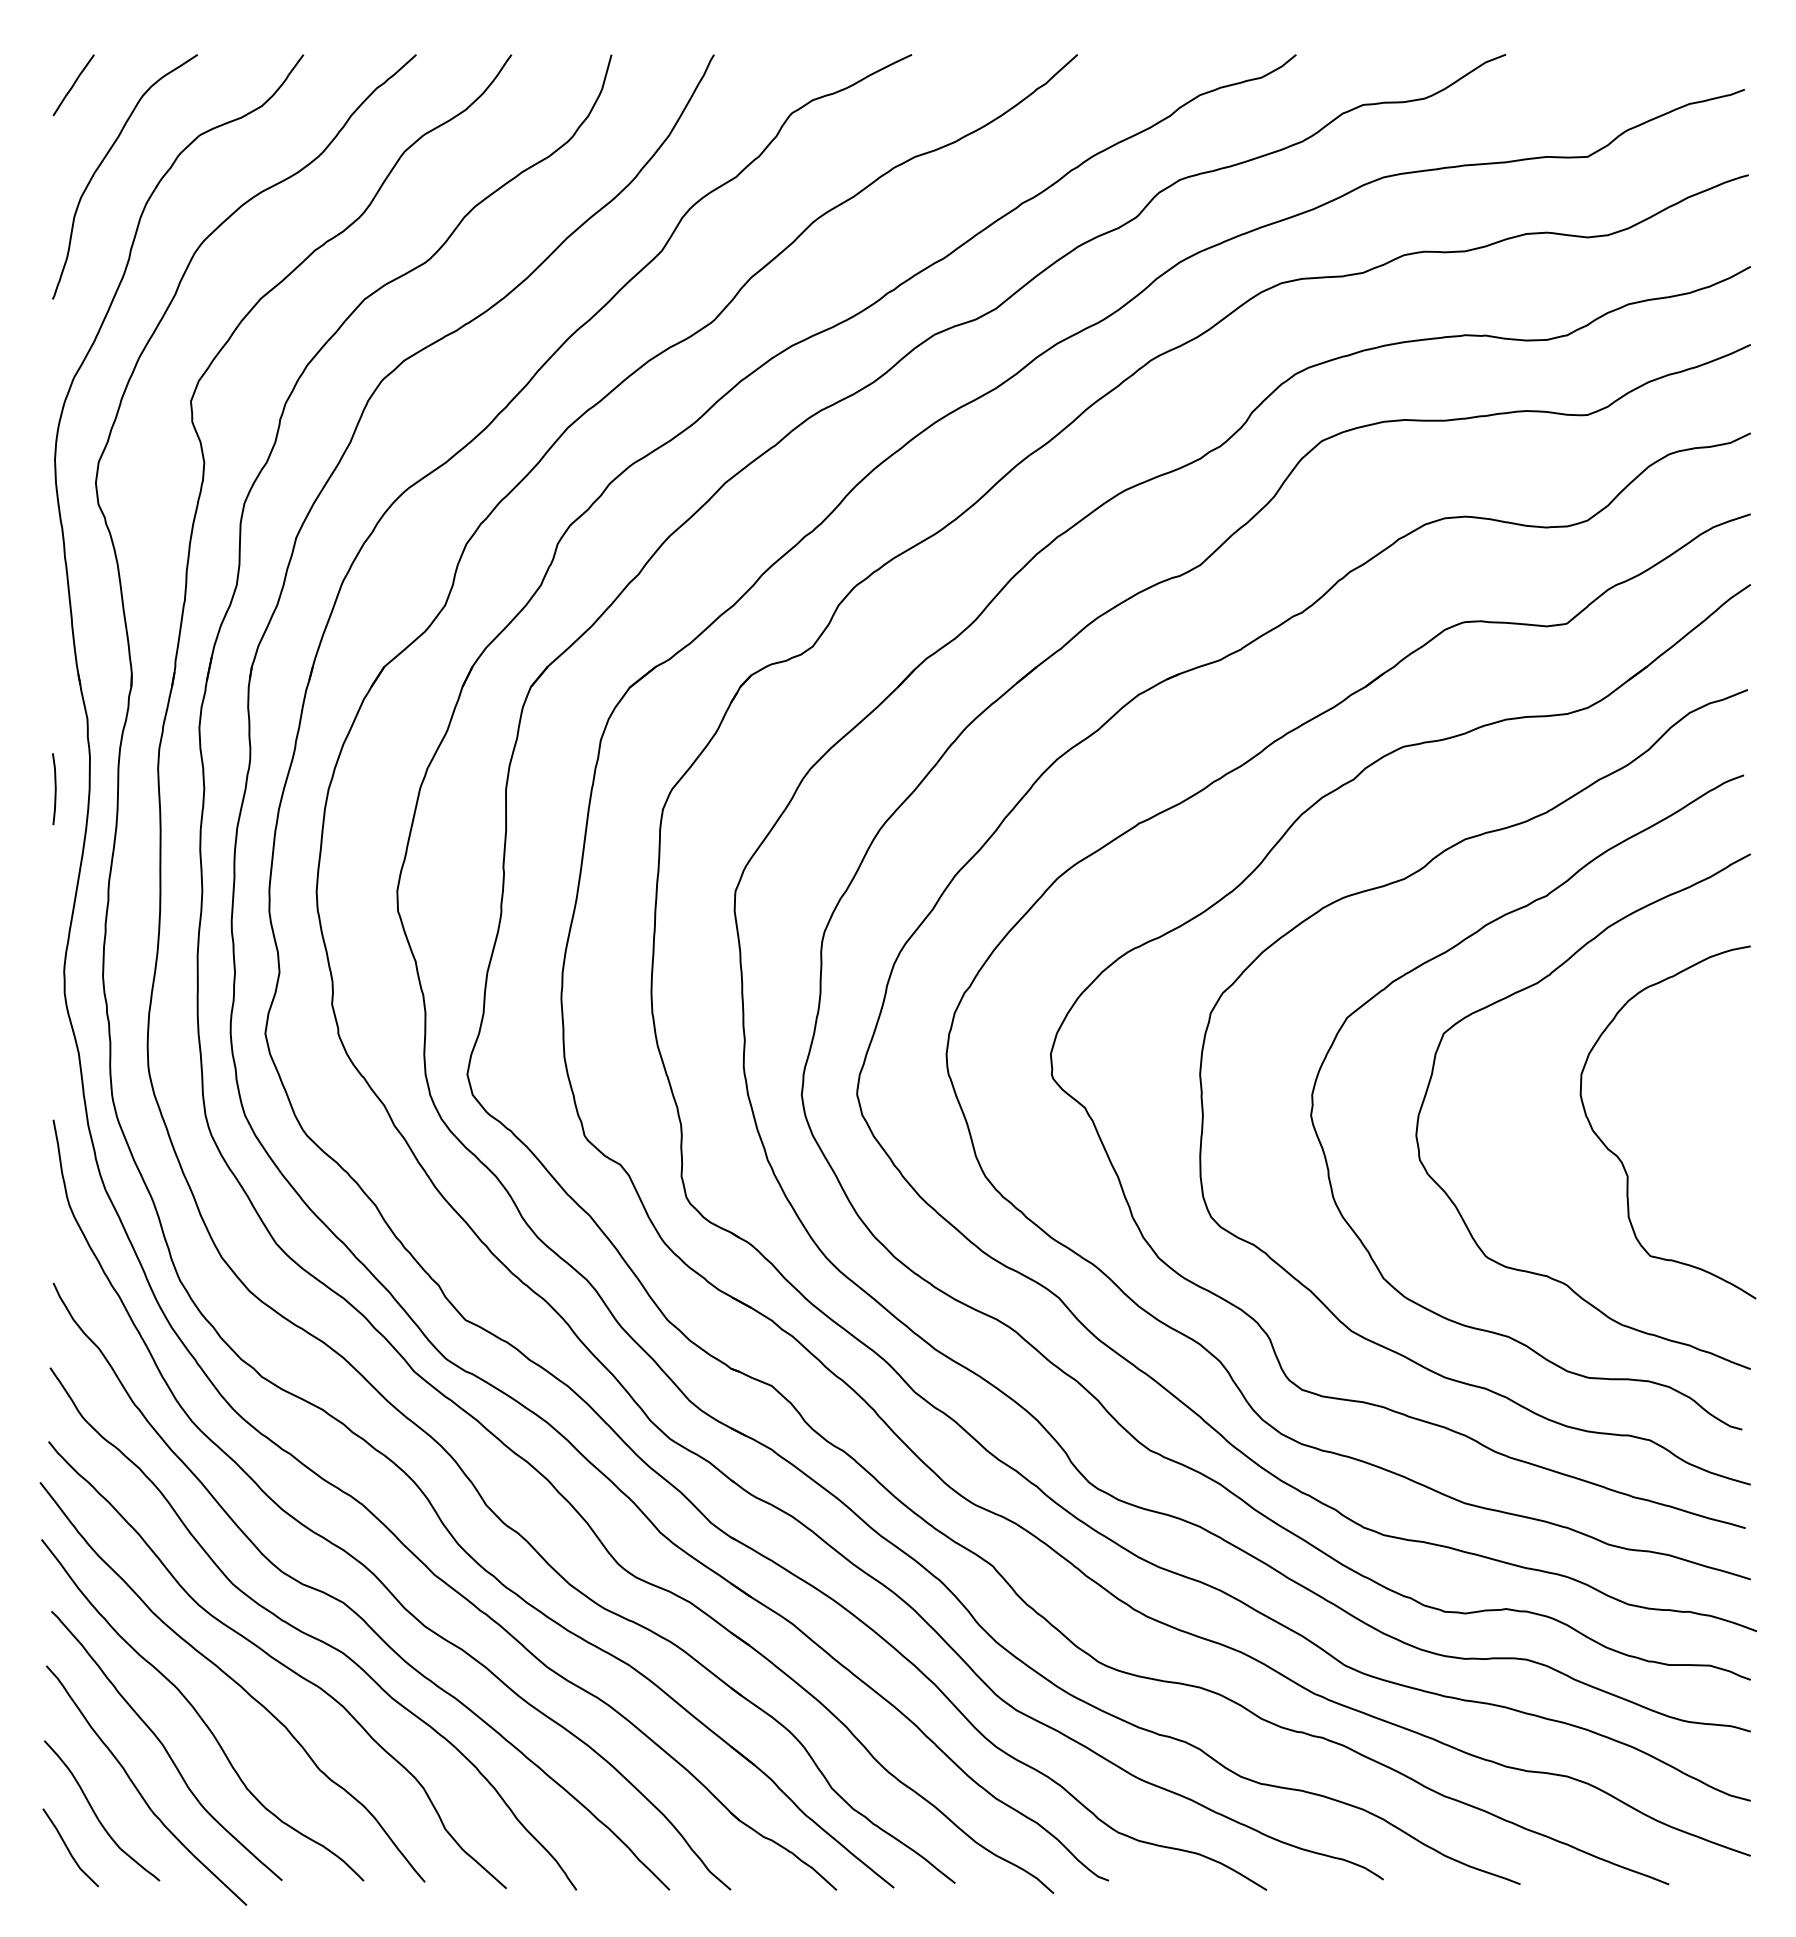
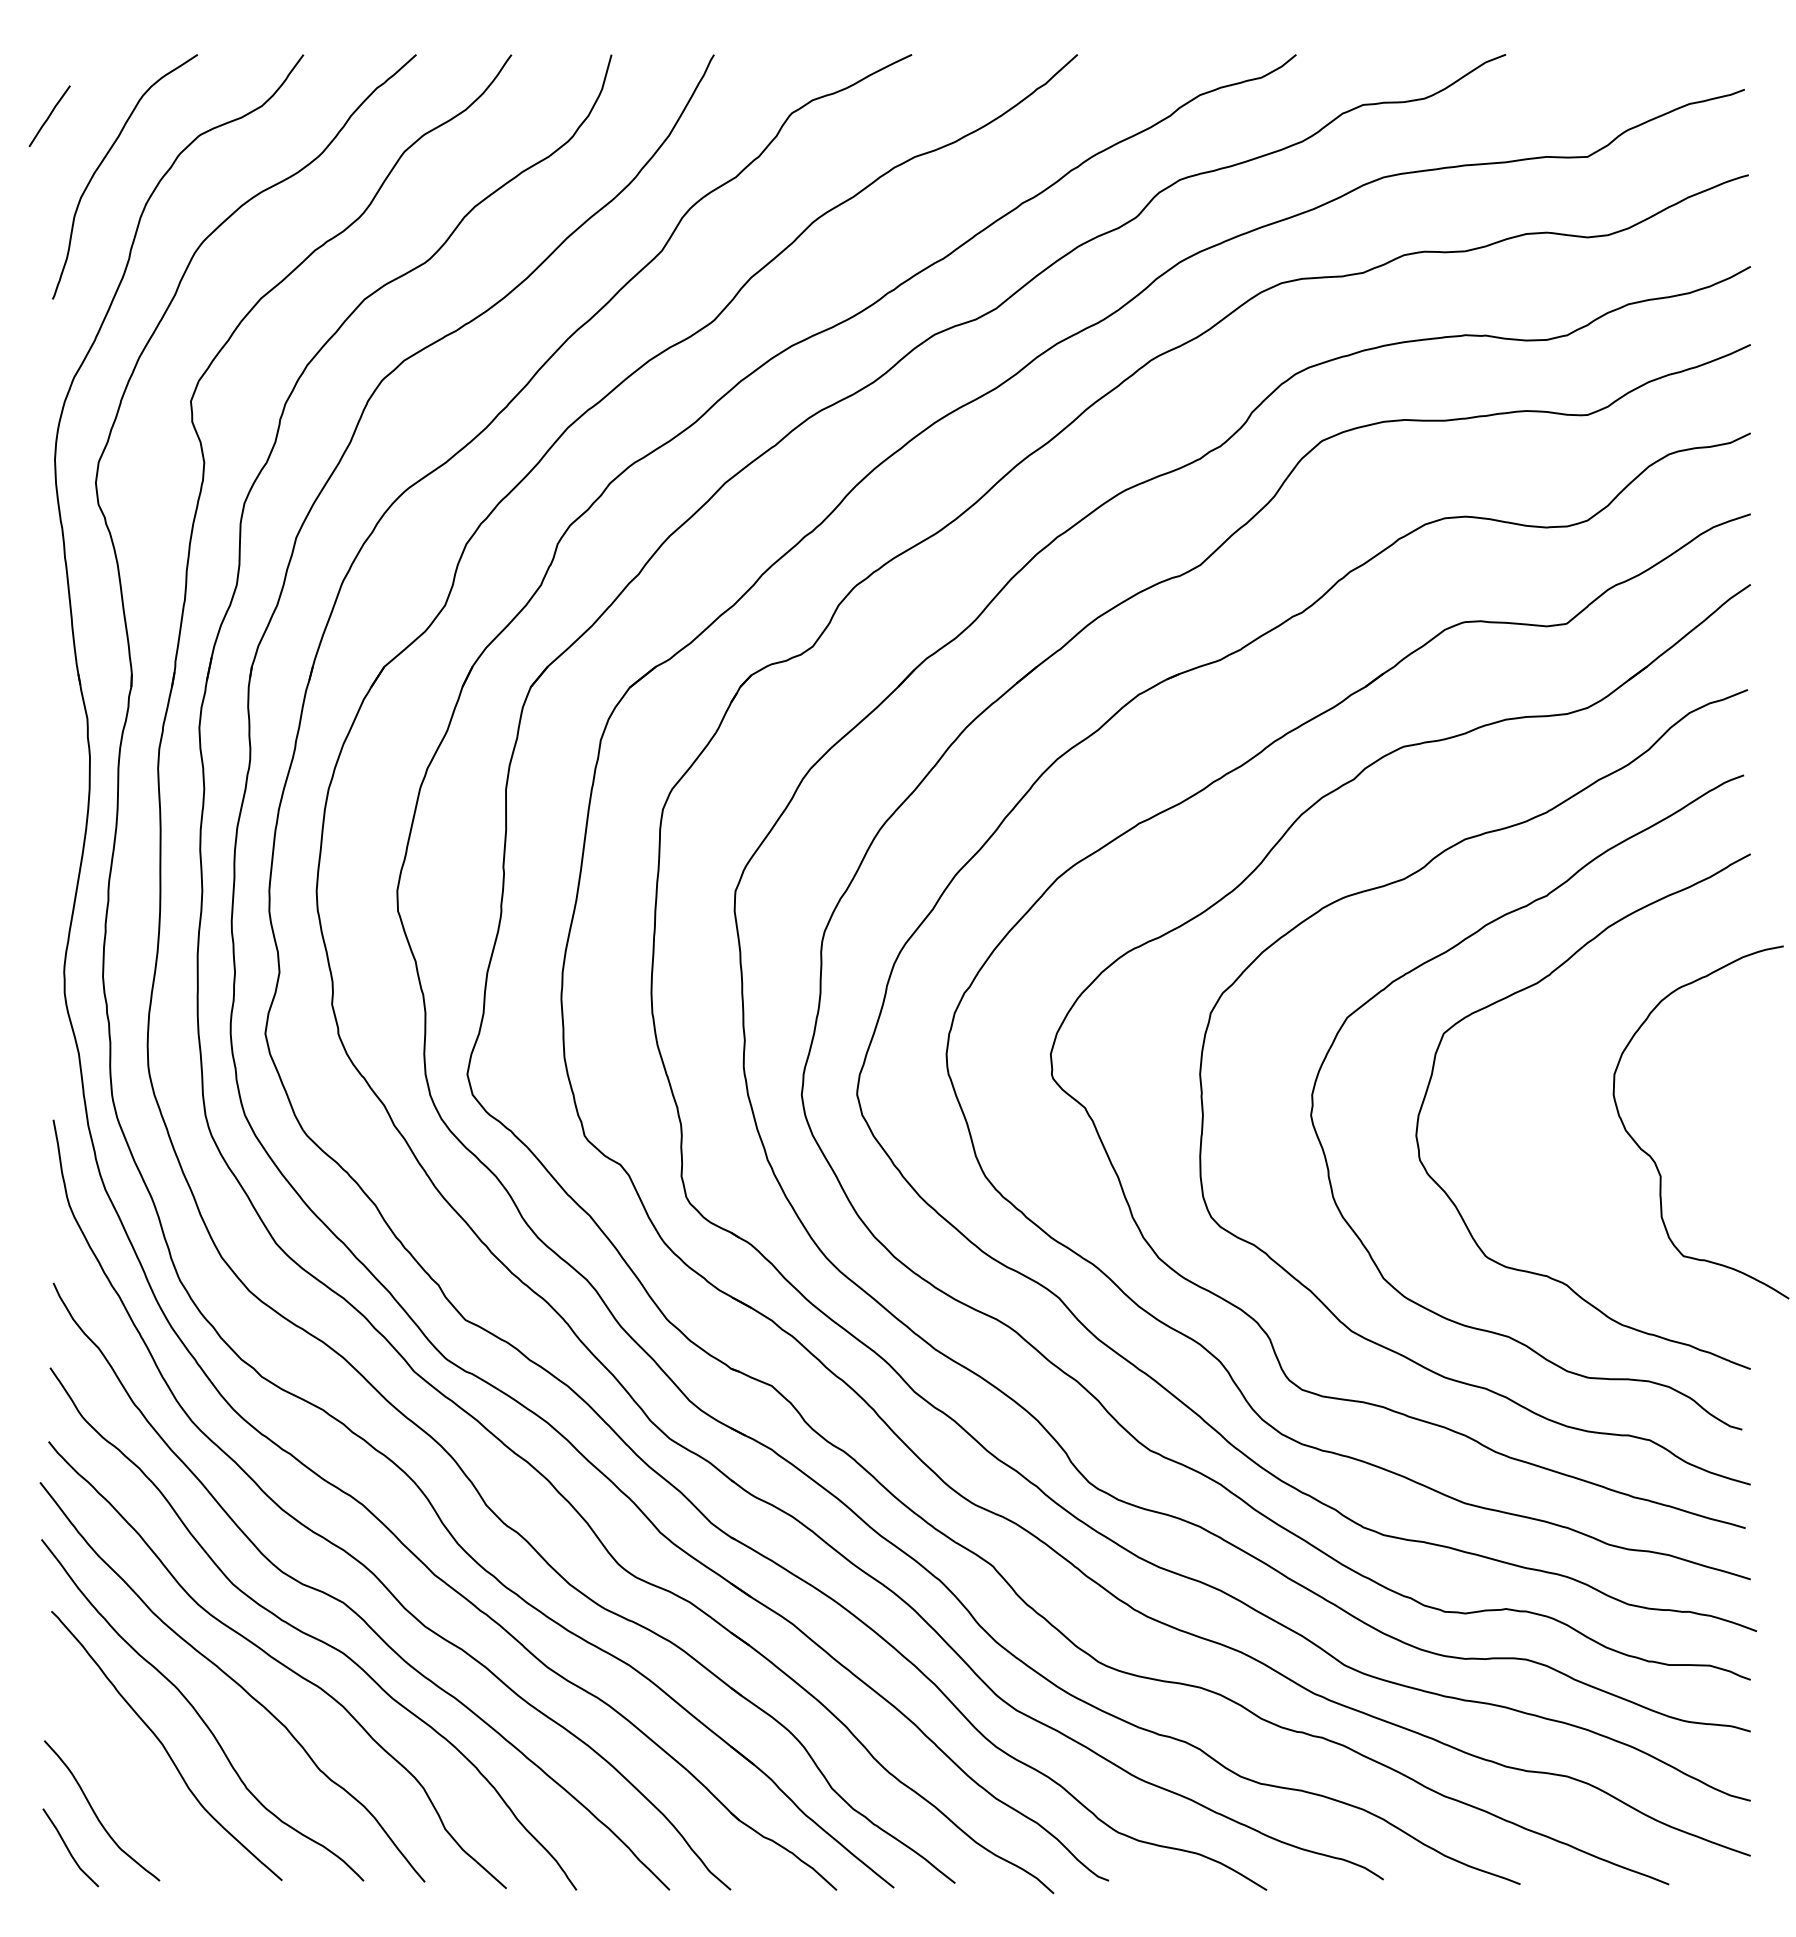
line position: (73, 84) -> (49, 115) (49, 115)
line: present -> none (54, 789)
curve position: (1619, 1157) -> (1652, 1157) (1652, 1157)
curve: present -> none (138, 1789)
